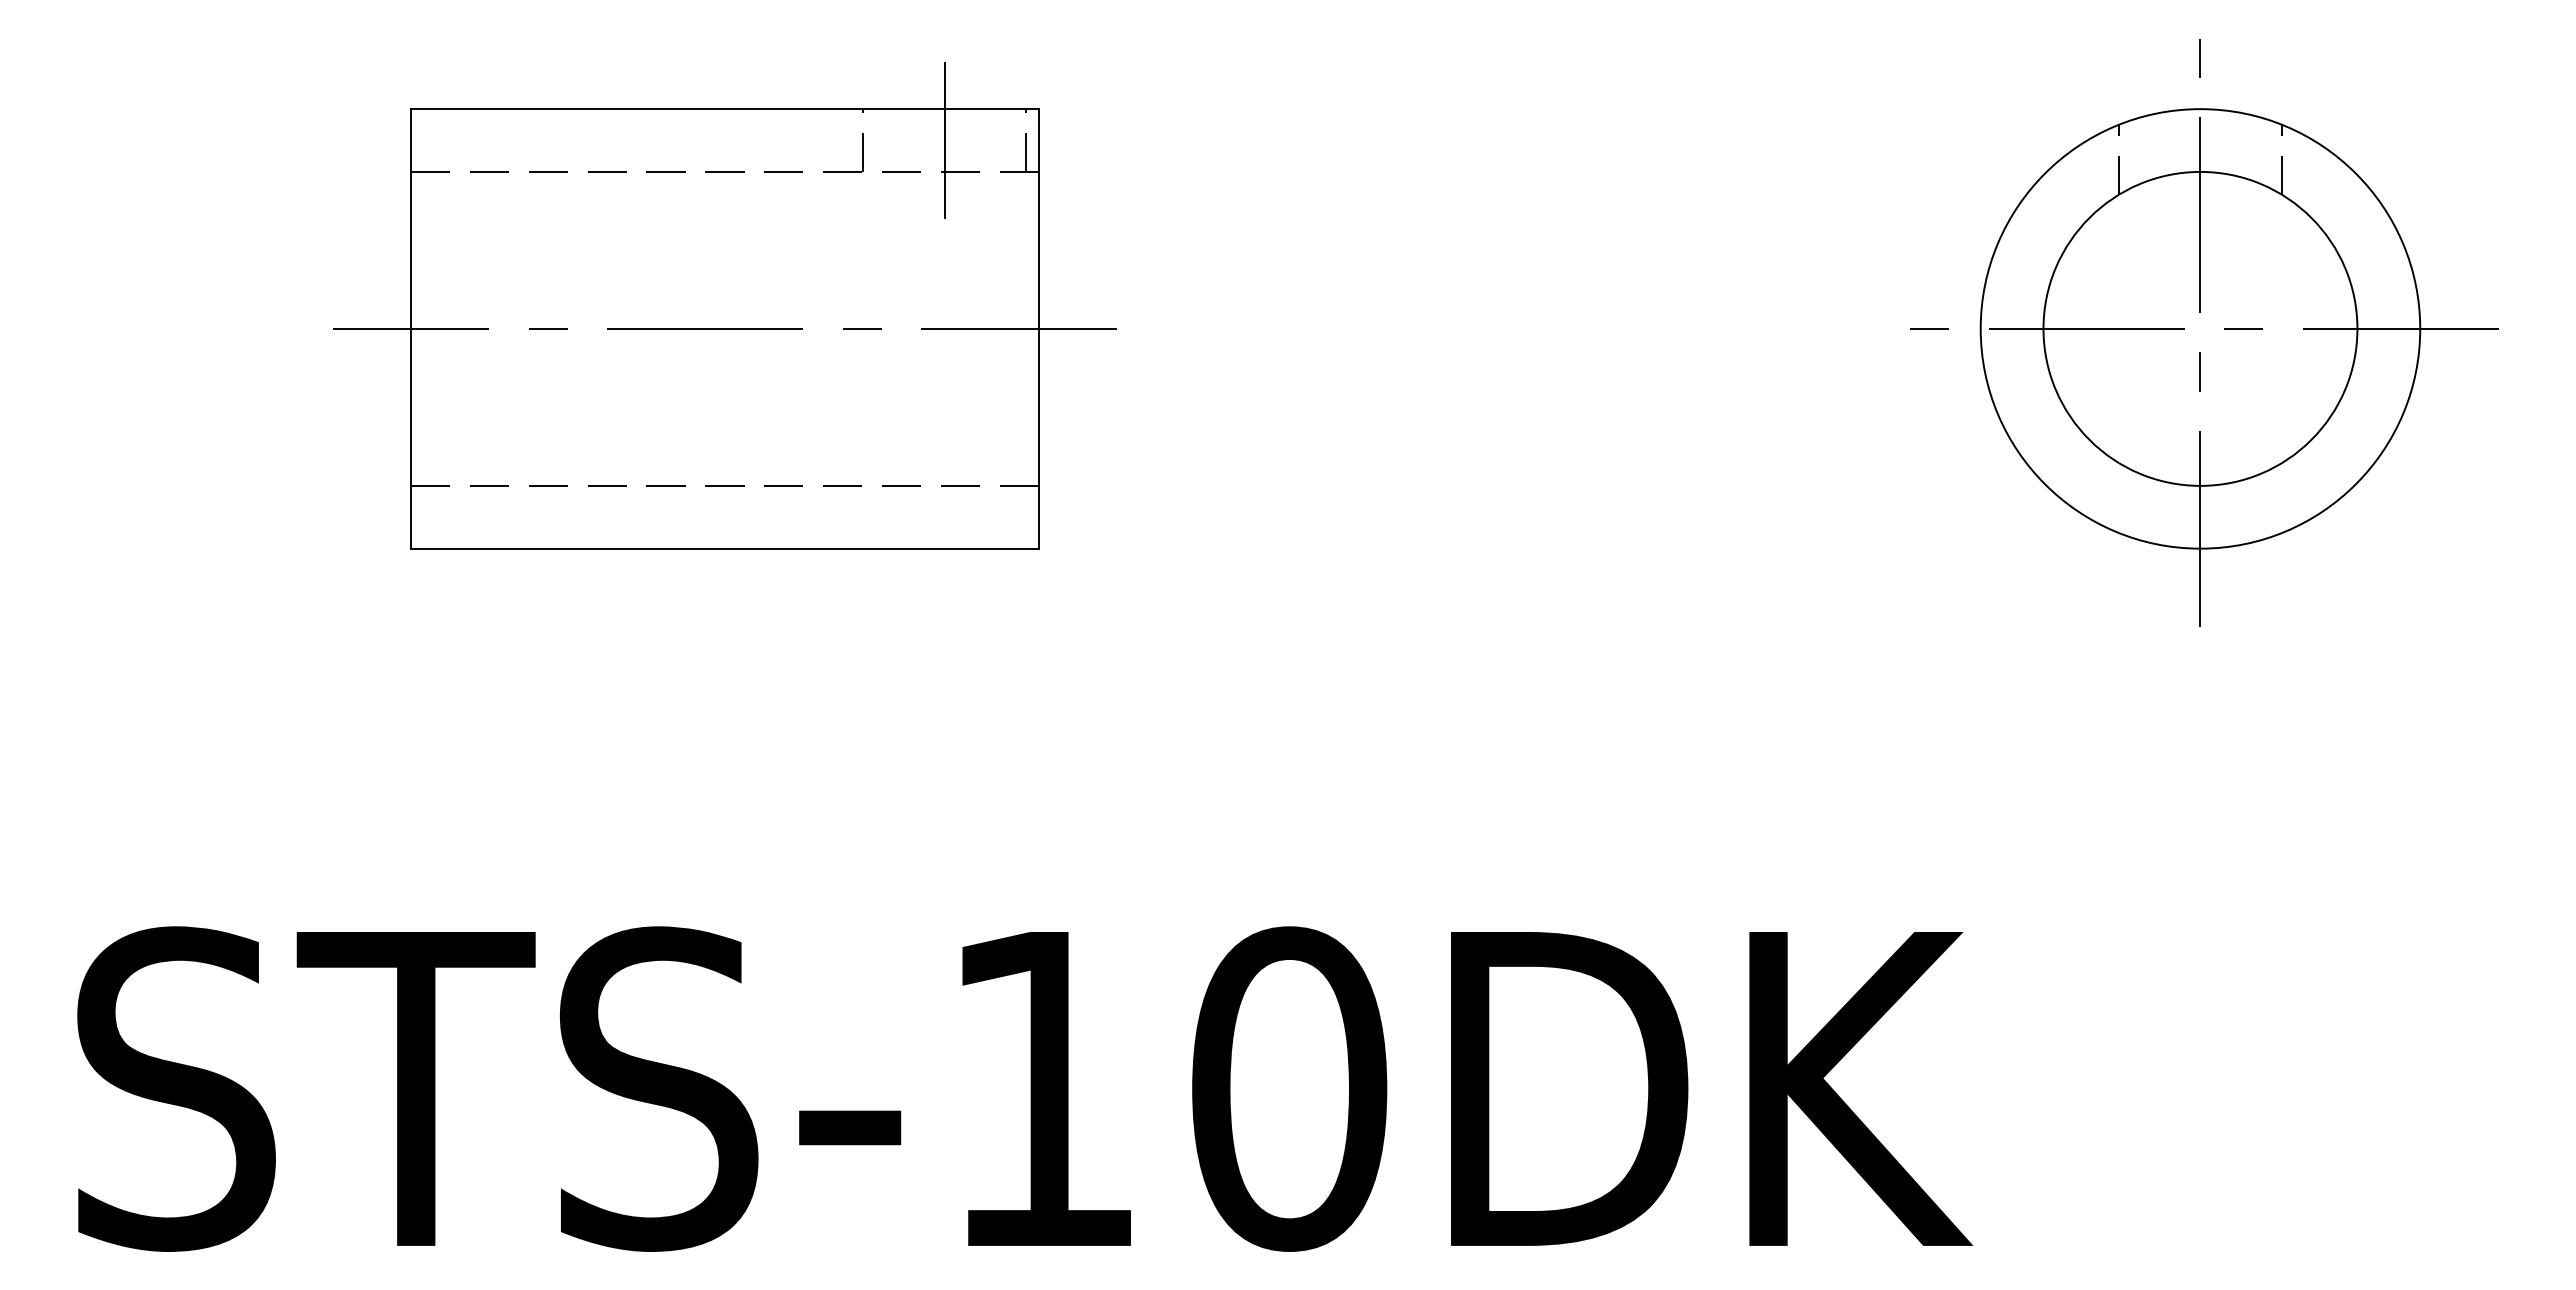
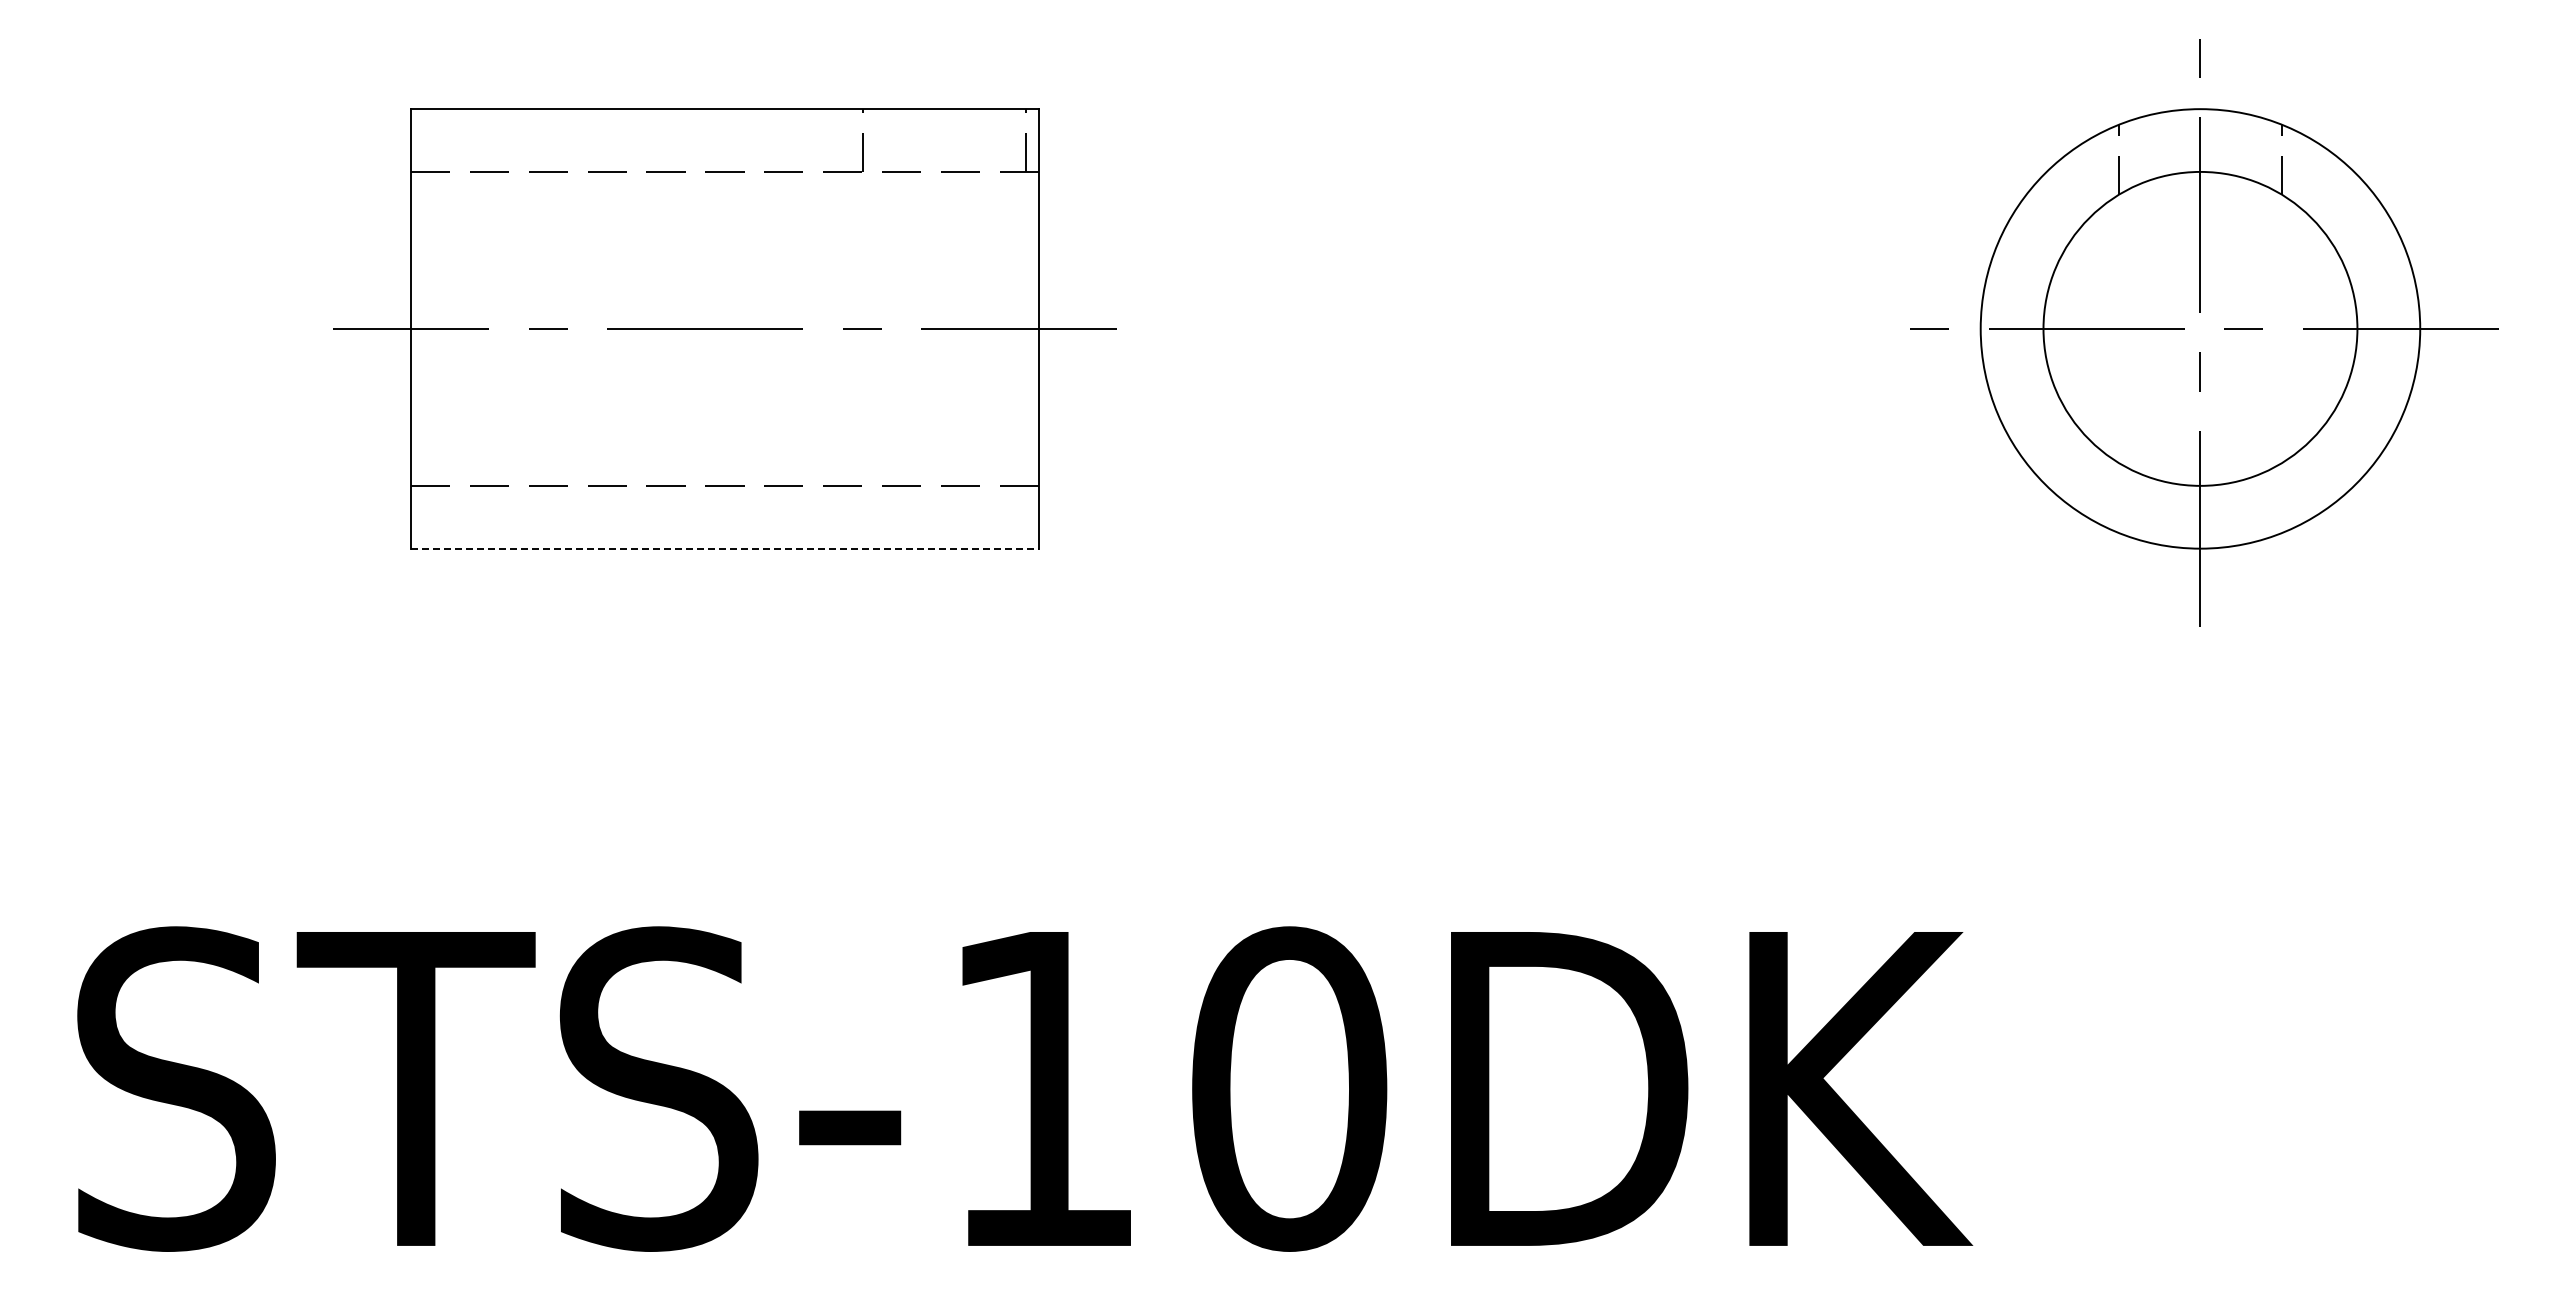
line: present -> none (944, 140)
line: solid -> dashed (724, 548)
